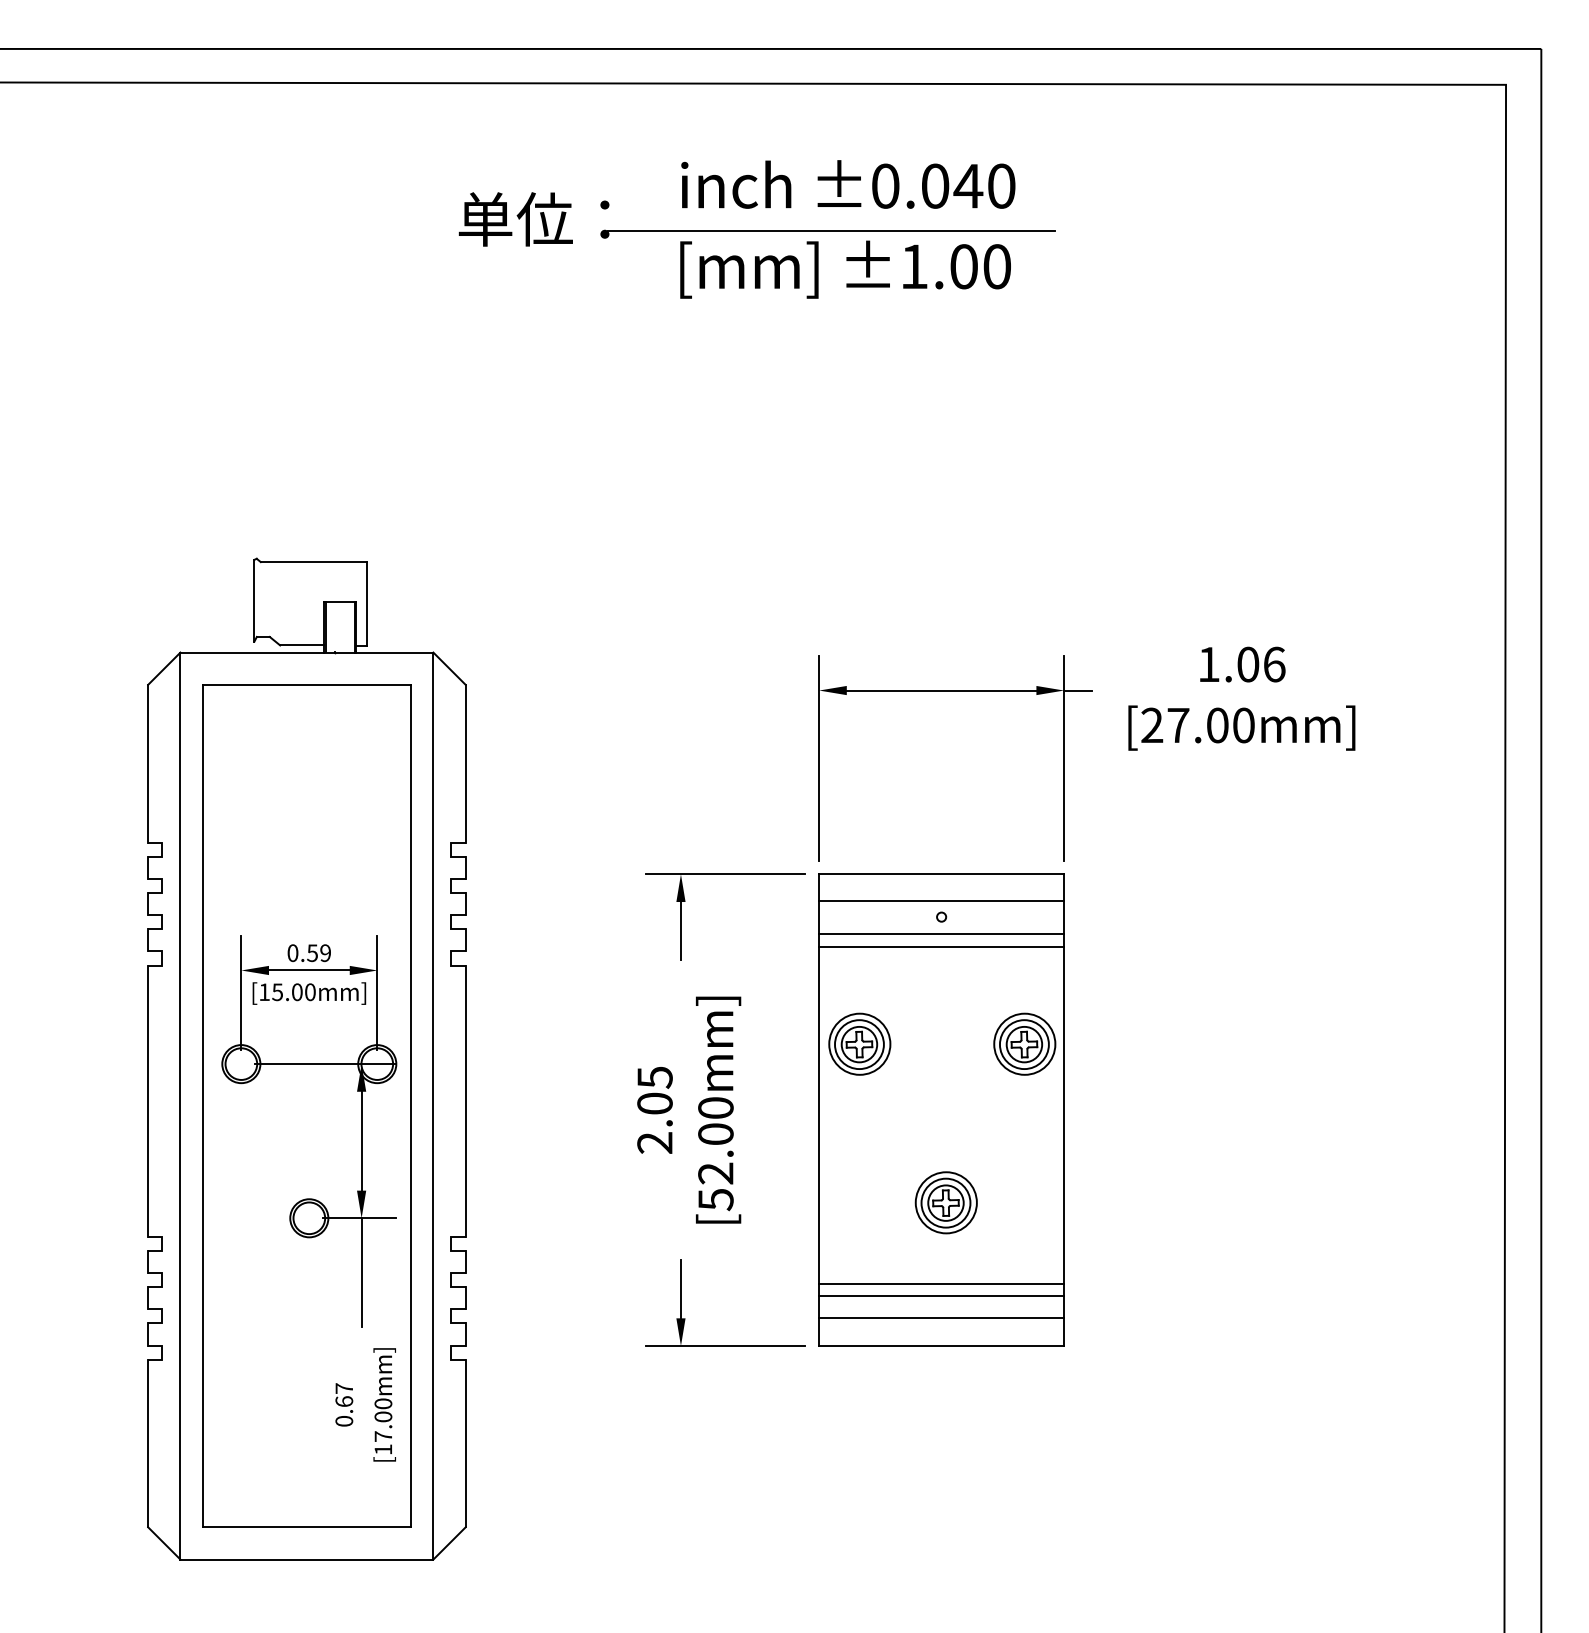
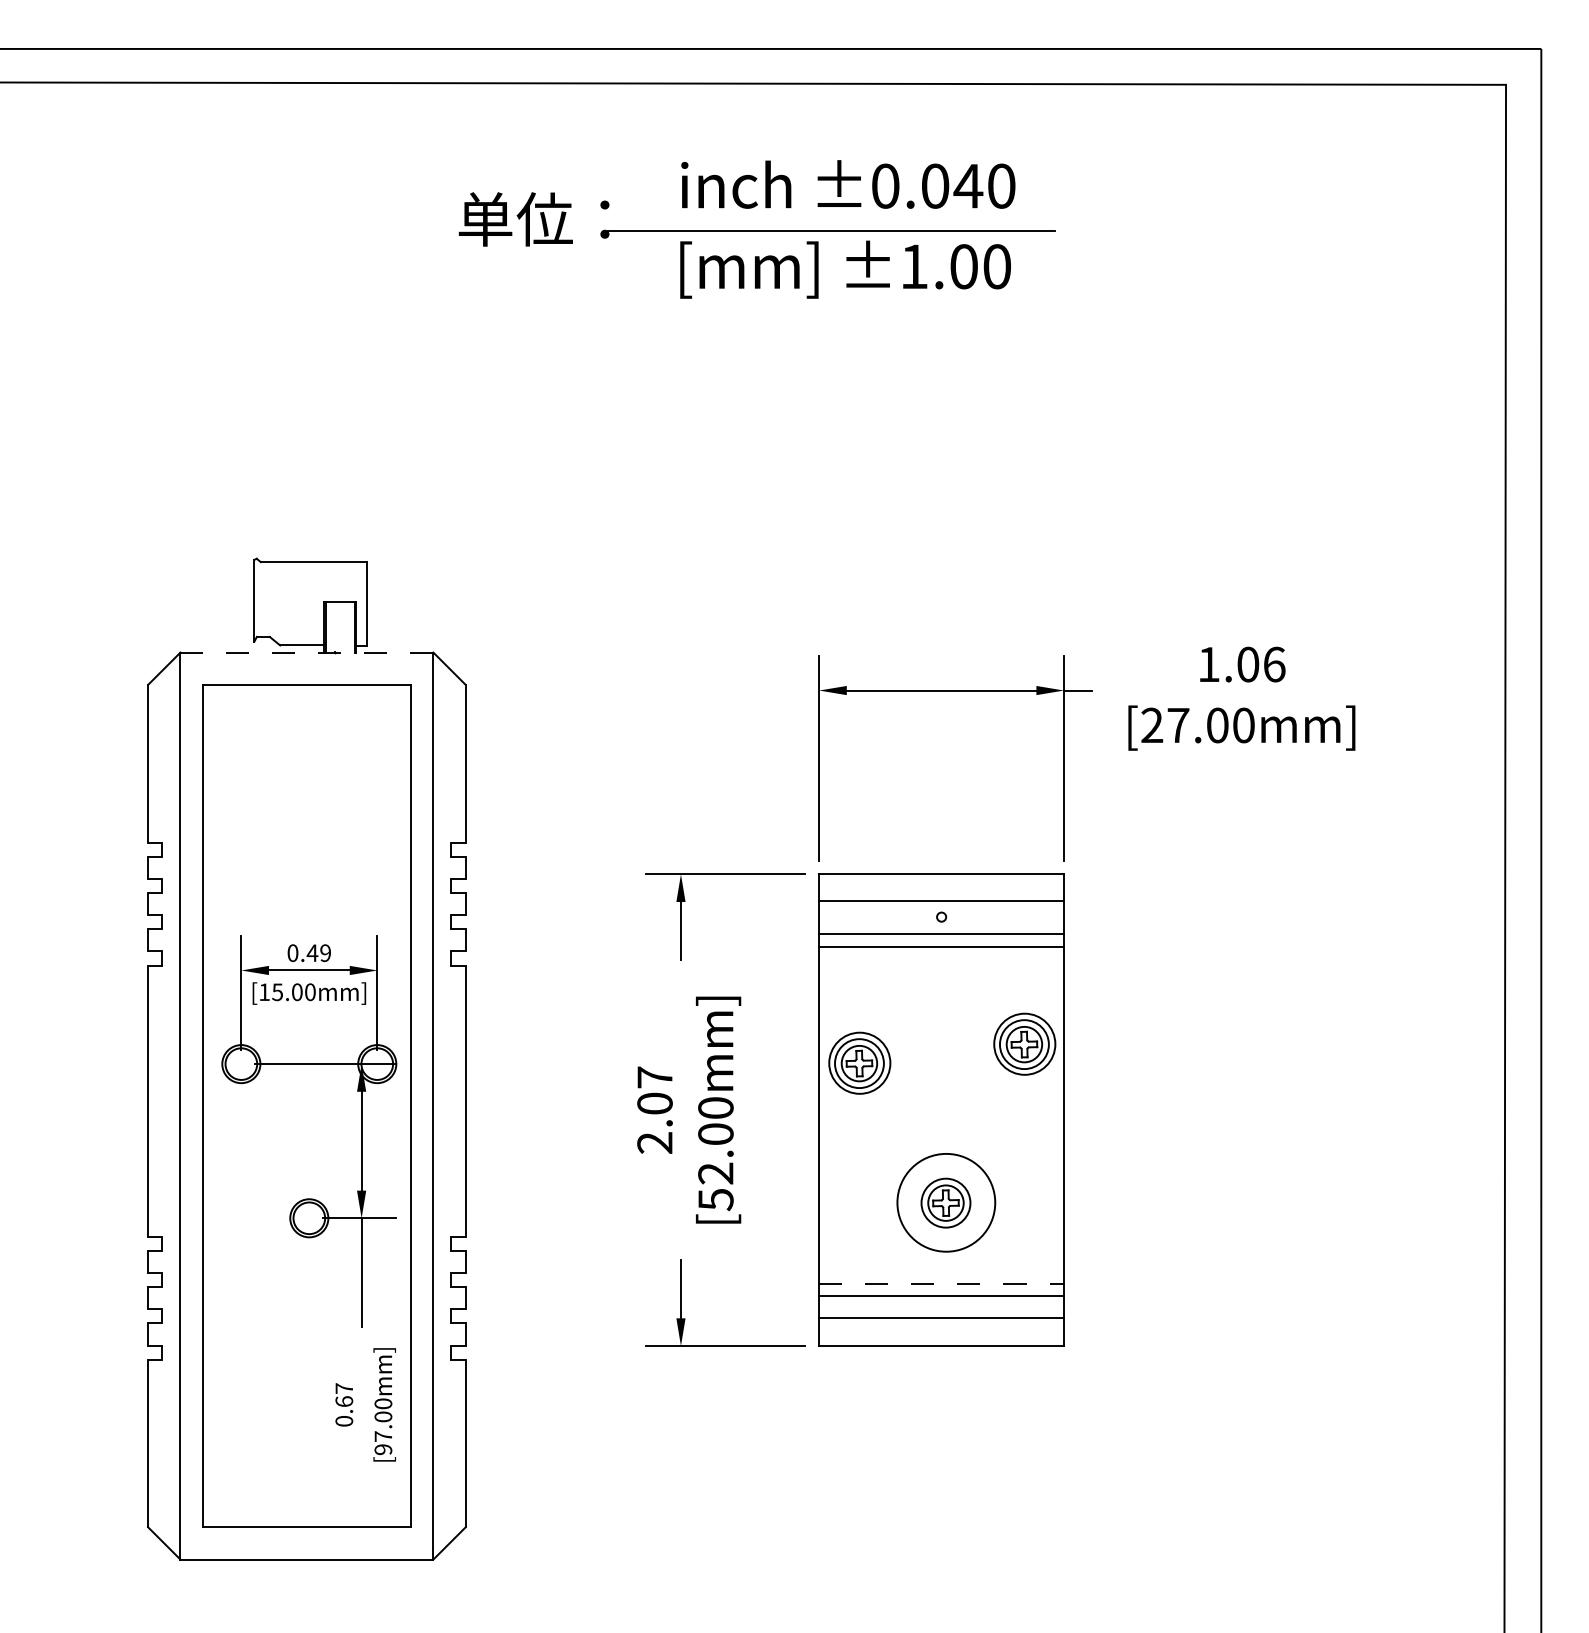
line: solid -> dashed (306, 652)
text: 0.59 -> 0.49 (312, 953)
part position: (859, 1043) -> (859, 1062) (859, 1062)
text: 2.05 -> 2.07 (654, 1077)
circle diameter: 61 px -> 98 px (946, 1202)
line: solid -> dashed (942, 1283)
text: [17.00mm] -> [97.00mm] (383, 1449)
